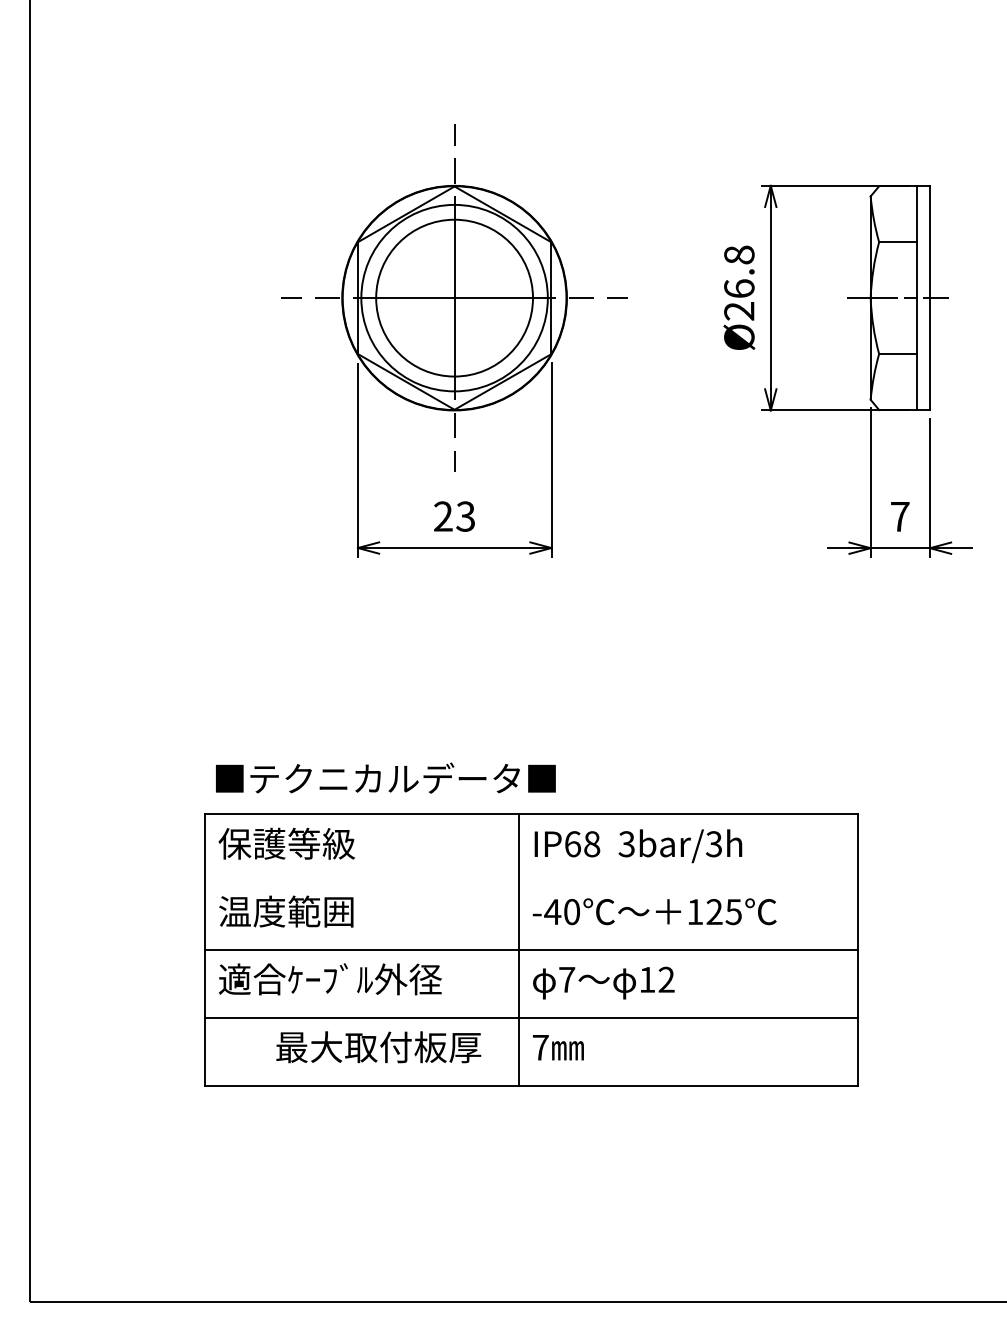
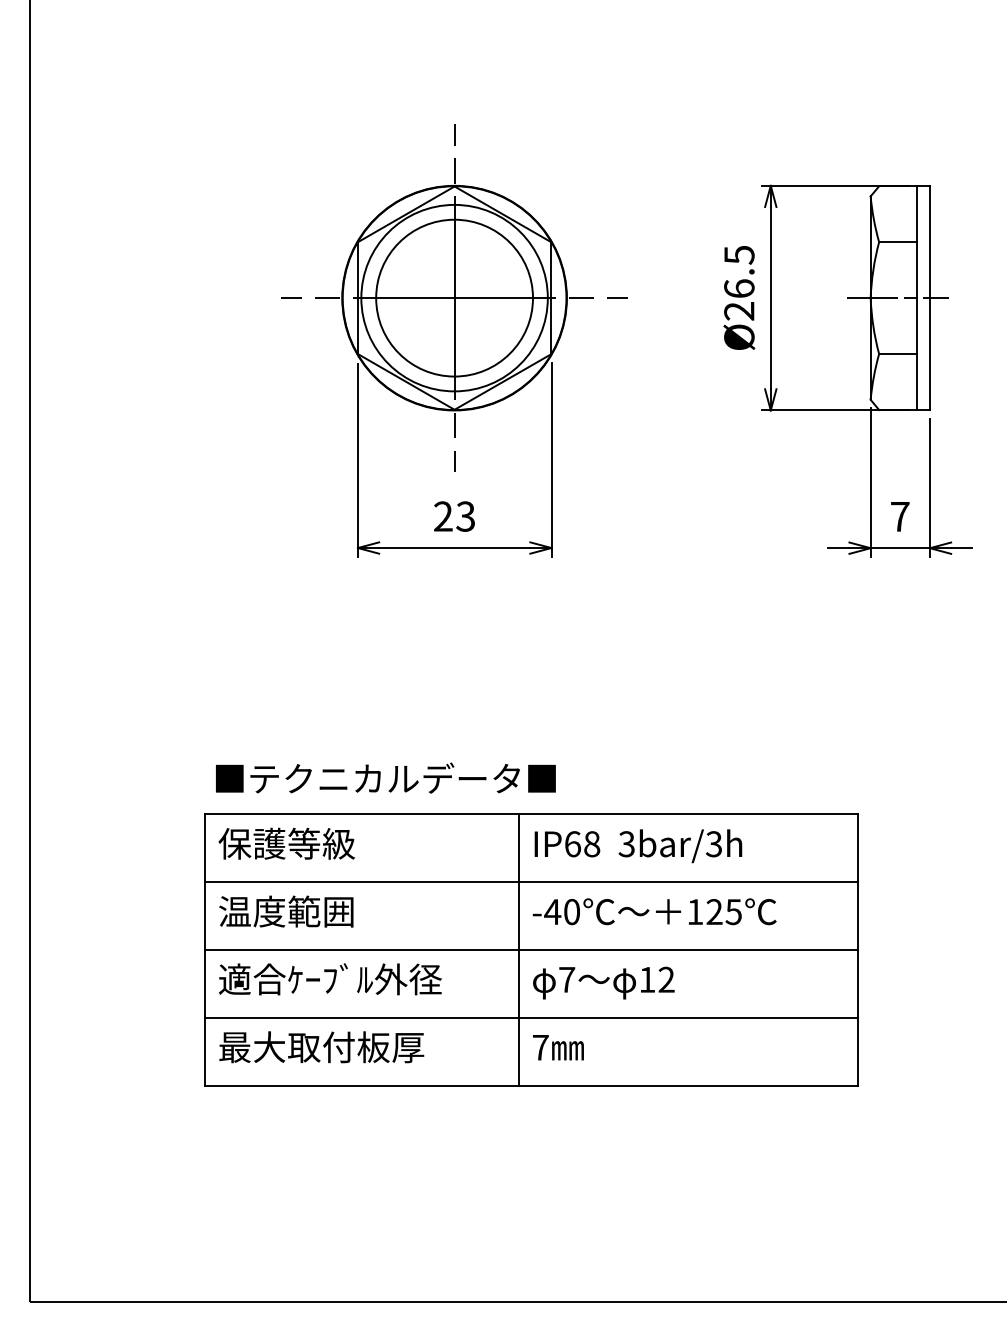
text: Ø26.8 -> Ø26.5 (739, 254)
line: none -> present (531, 882)
text position: (378, 1047) -> (321, 1047) (321, 1047)
